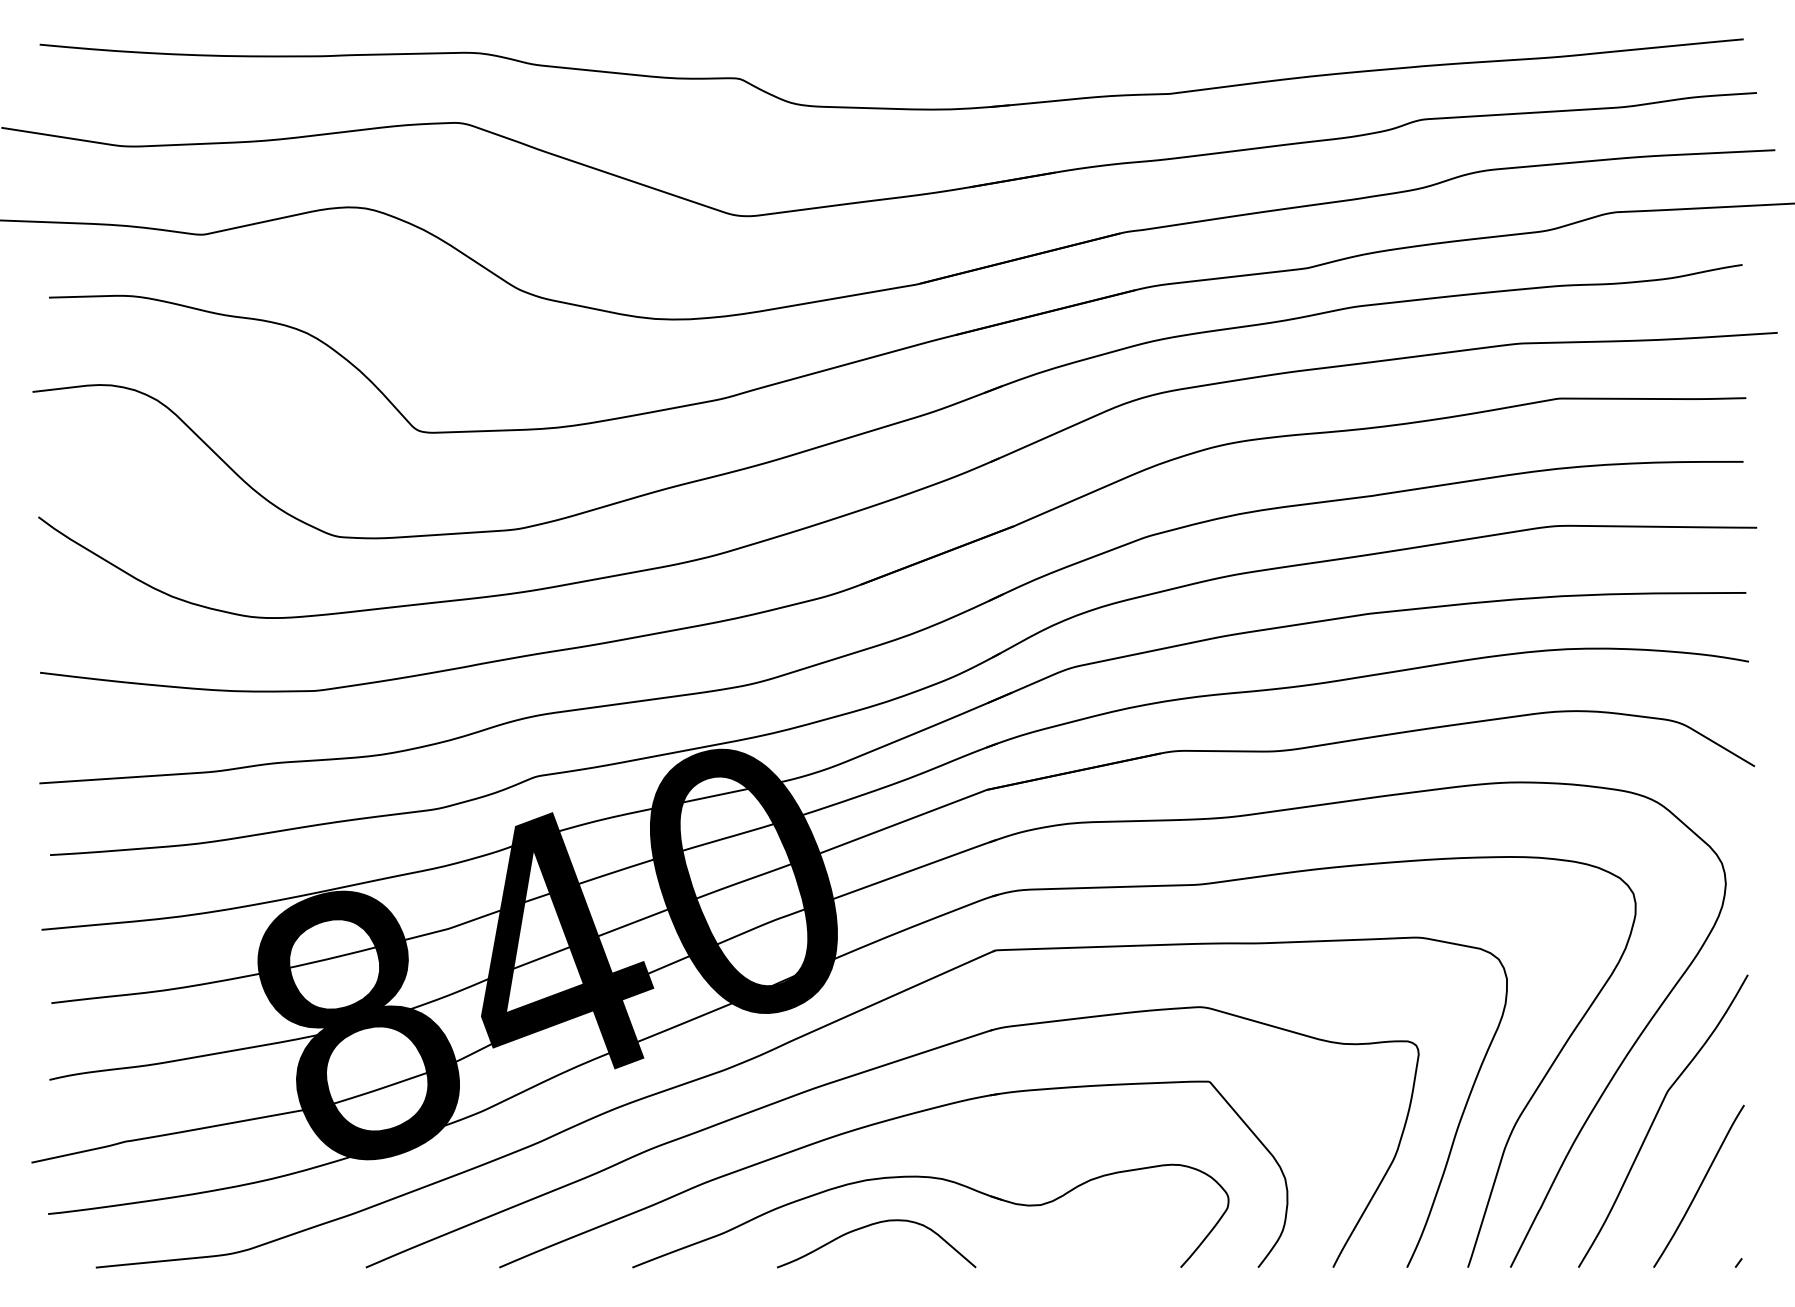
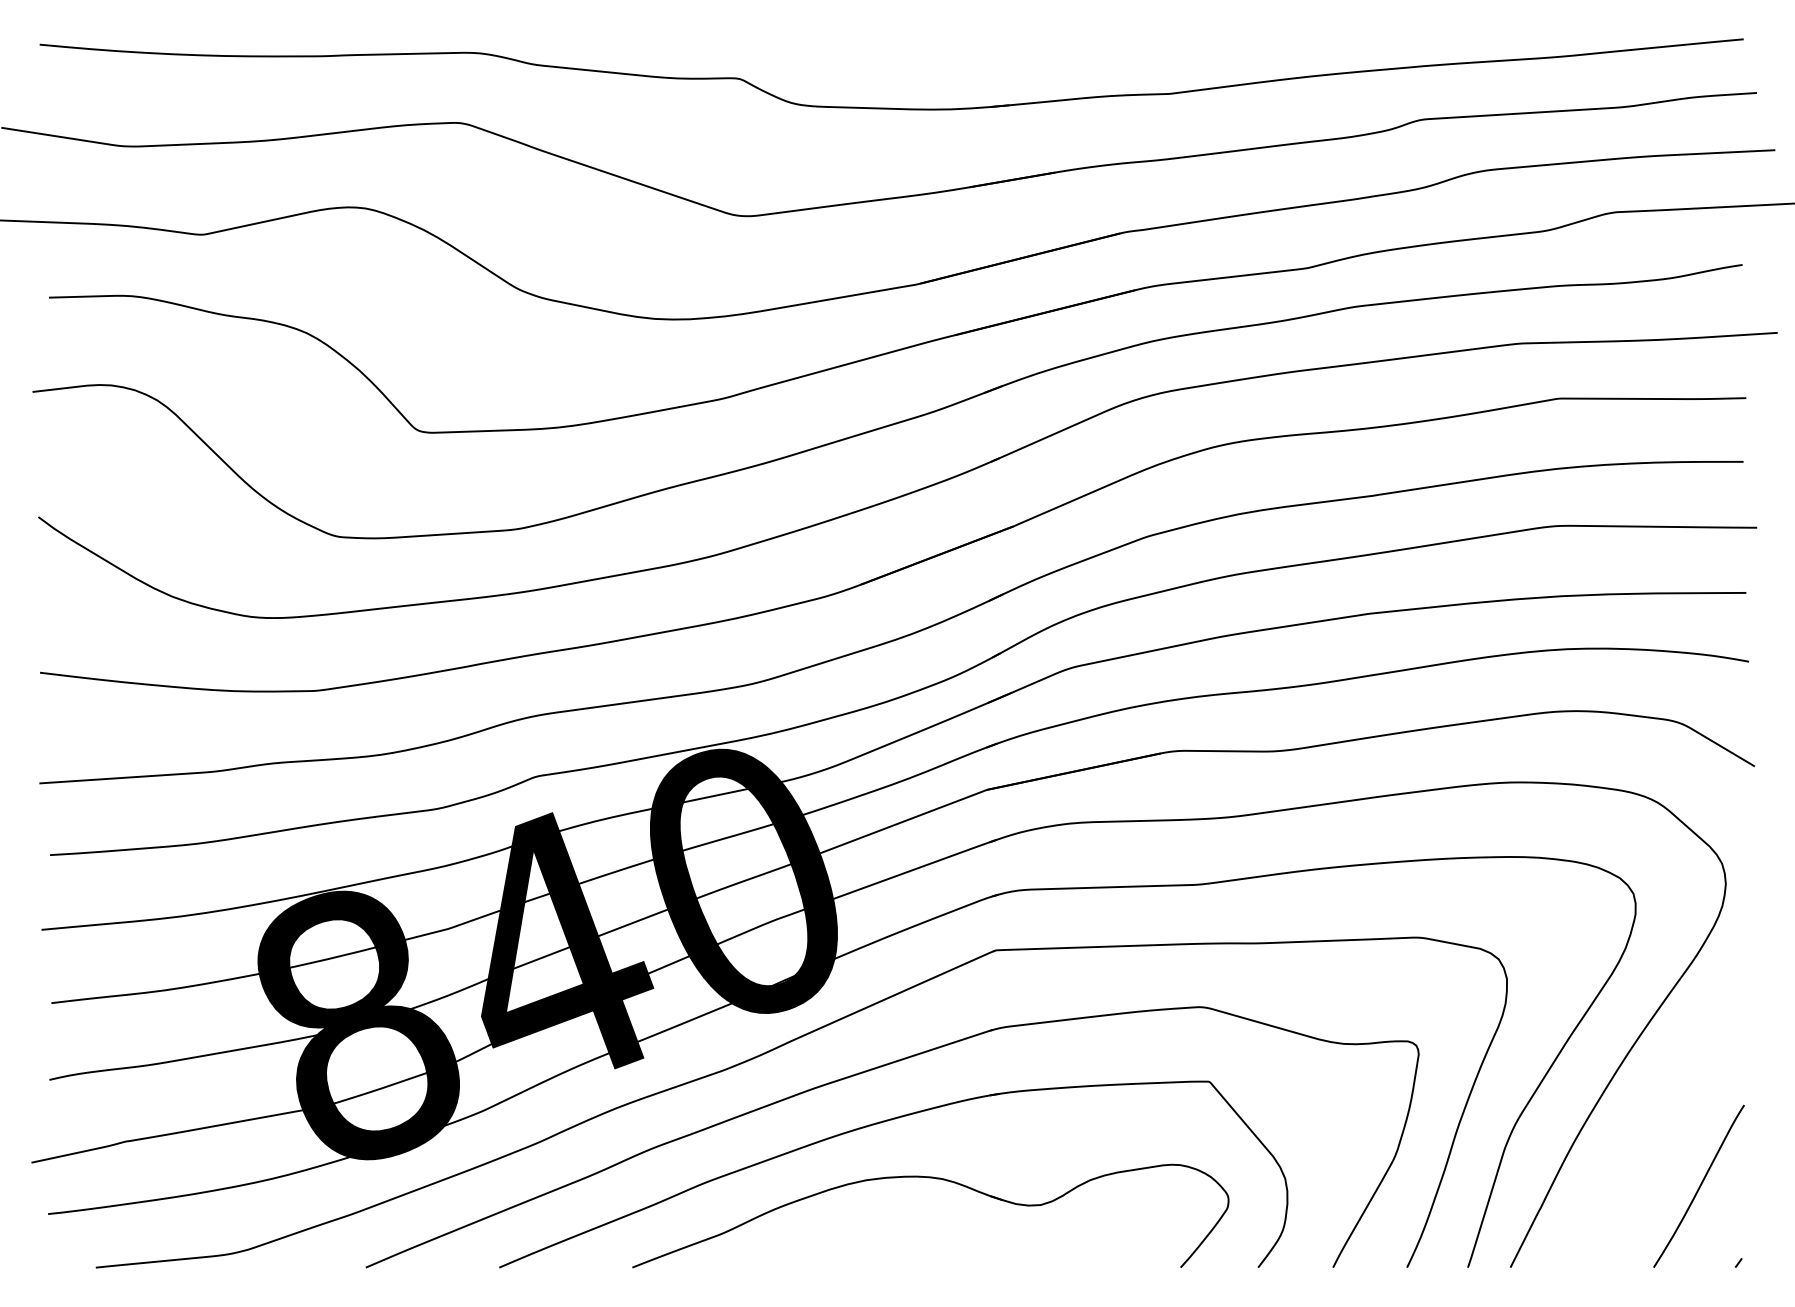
curve: present -> none (1656, 1117)
curve: present -> none (869, 1226)
